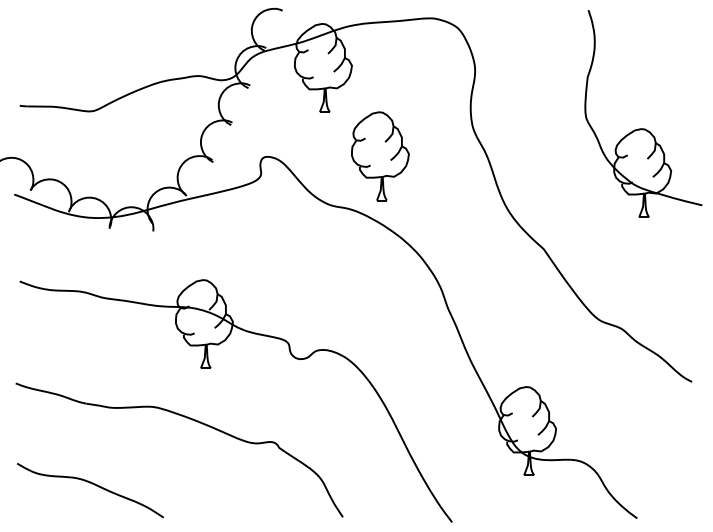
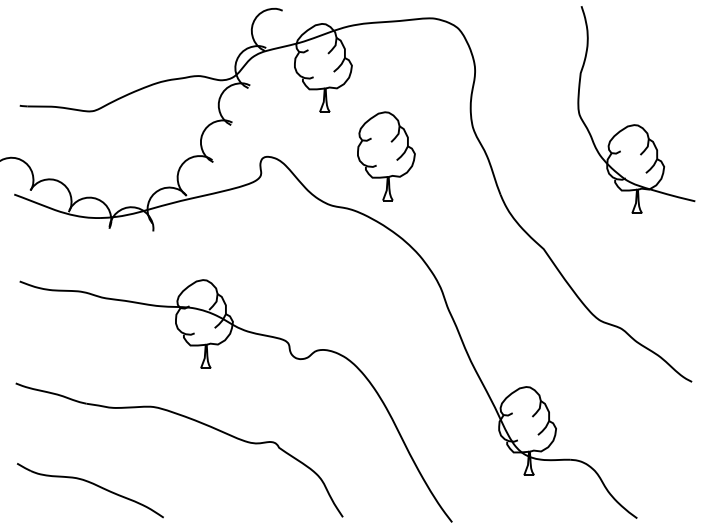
part position: (643, 128) -> (636, 124) (636, 124)
part position: (380, 156) -> (386, 156) (386, 156)
